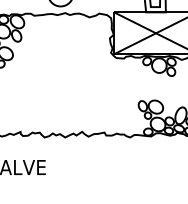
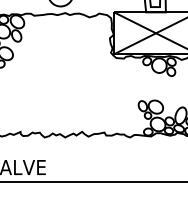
line: none -> present (93, 182)
